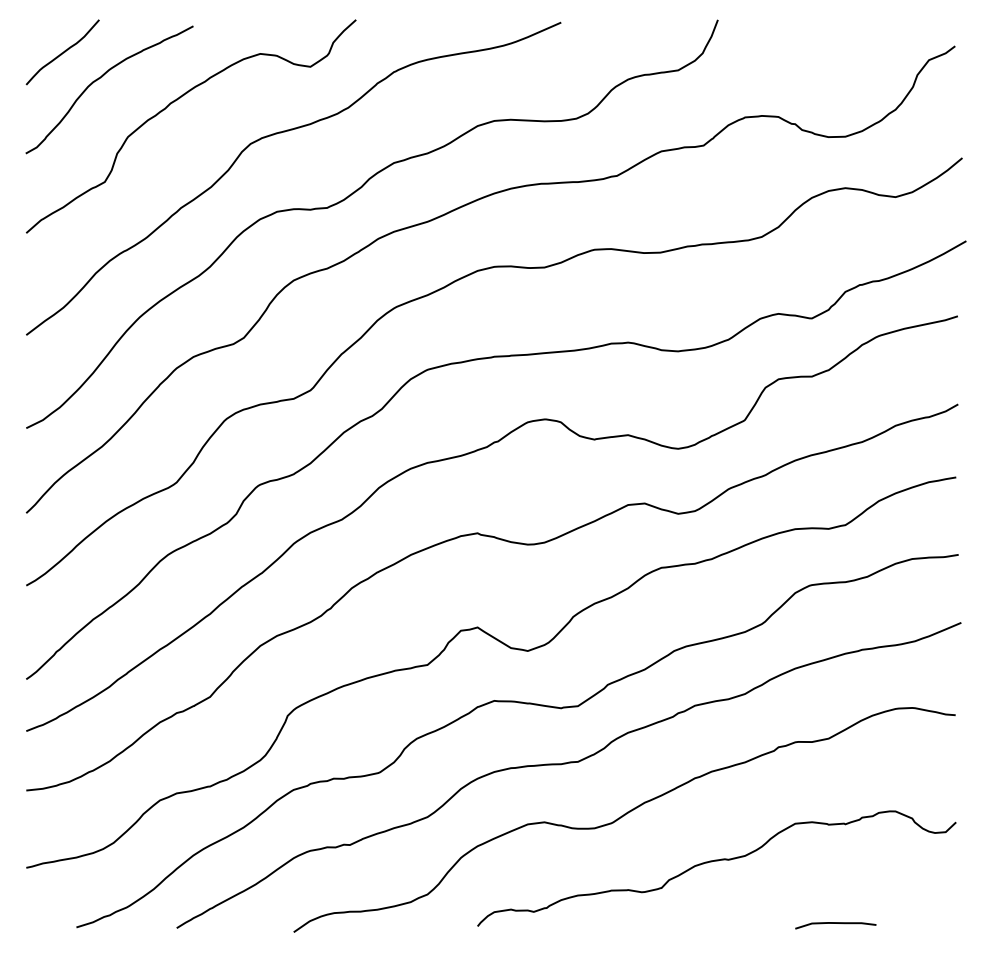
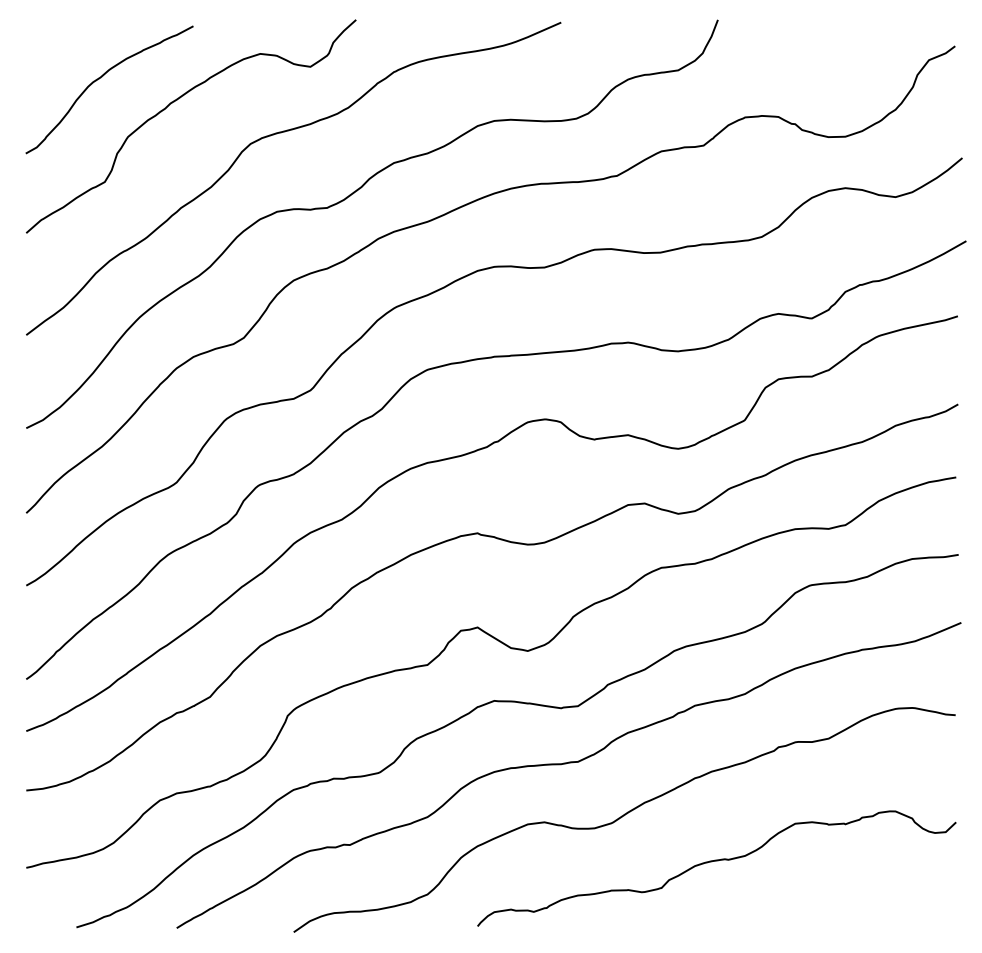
curve: present -> none (62, 52)
curve: present -> none (835, 923)
